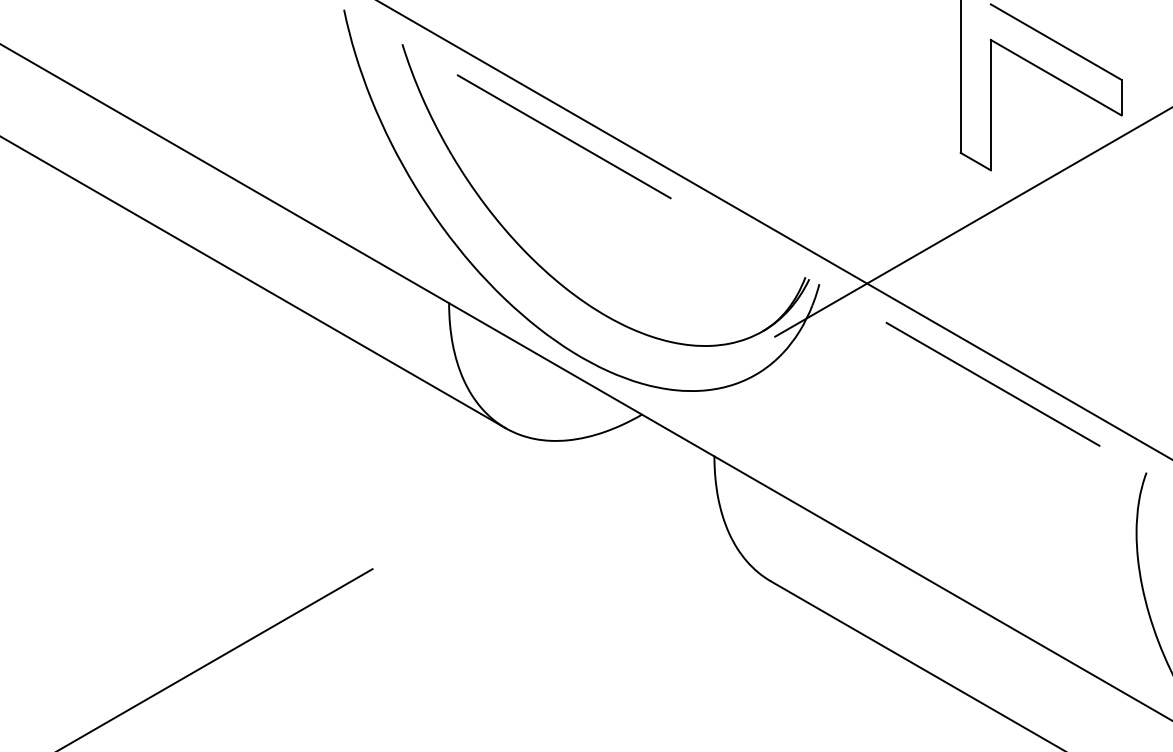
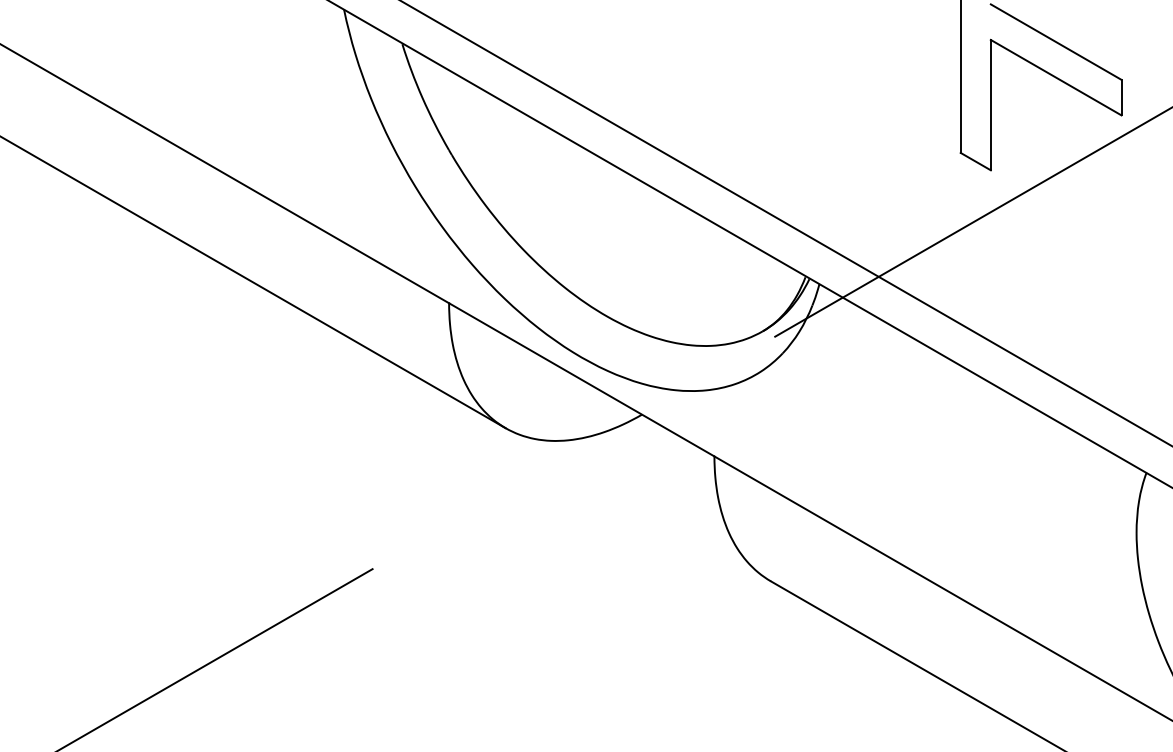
line position: (774, 230) -> (786, 223) (786, 223)
line: dashed -> solid (750, 244)
